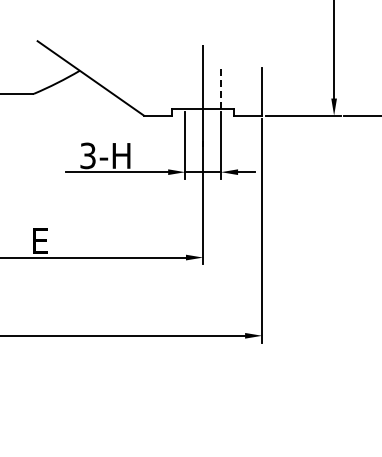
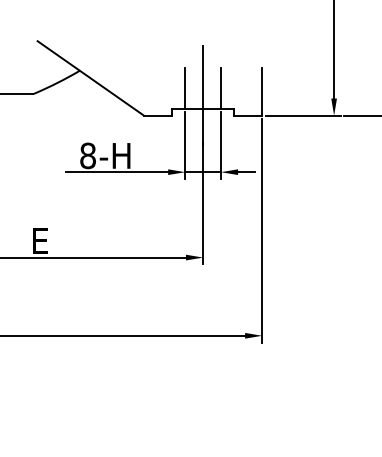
line: none -> present (185, 87)
line: dashed -> solid (220, 88)
text: 3-H -> 8-H (87, 155)
